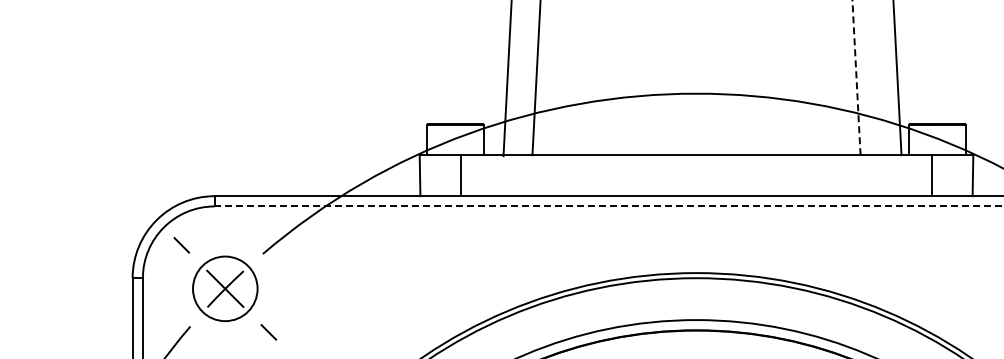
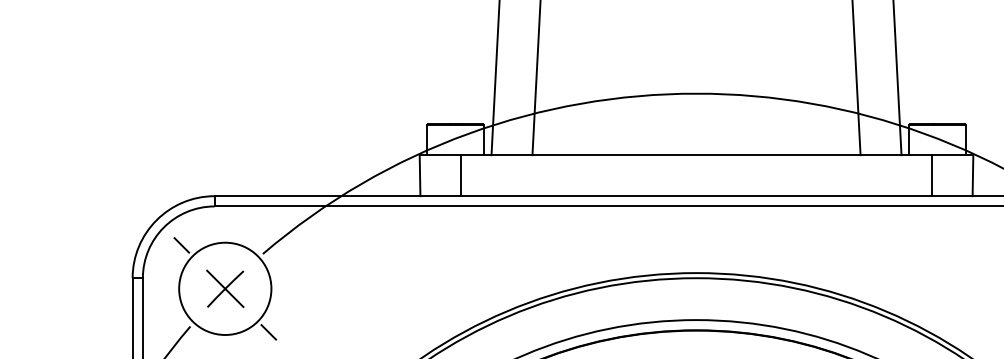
line: dashed -> solid (856, 77)
line position: (507, 79) -> (495, 78) (495, 78)
line: dashed -> solid (608, 206)
circle diameter: 65 px -> 92 px (225, 288)
